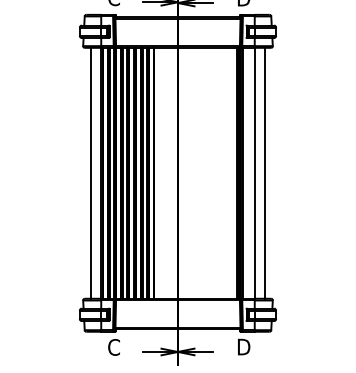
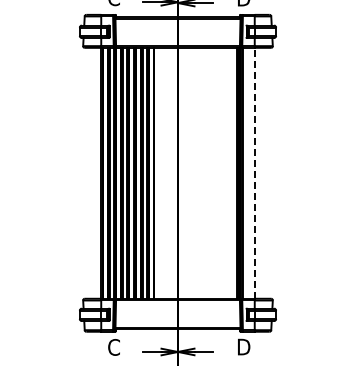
line: present -> none (91, 172)
line: solid -> dashed (254, 172)
line: present -> none (264, 172)
